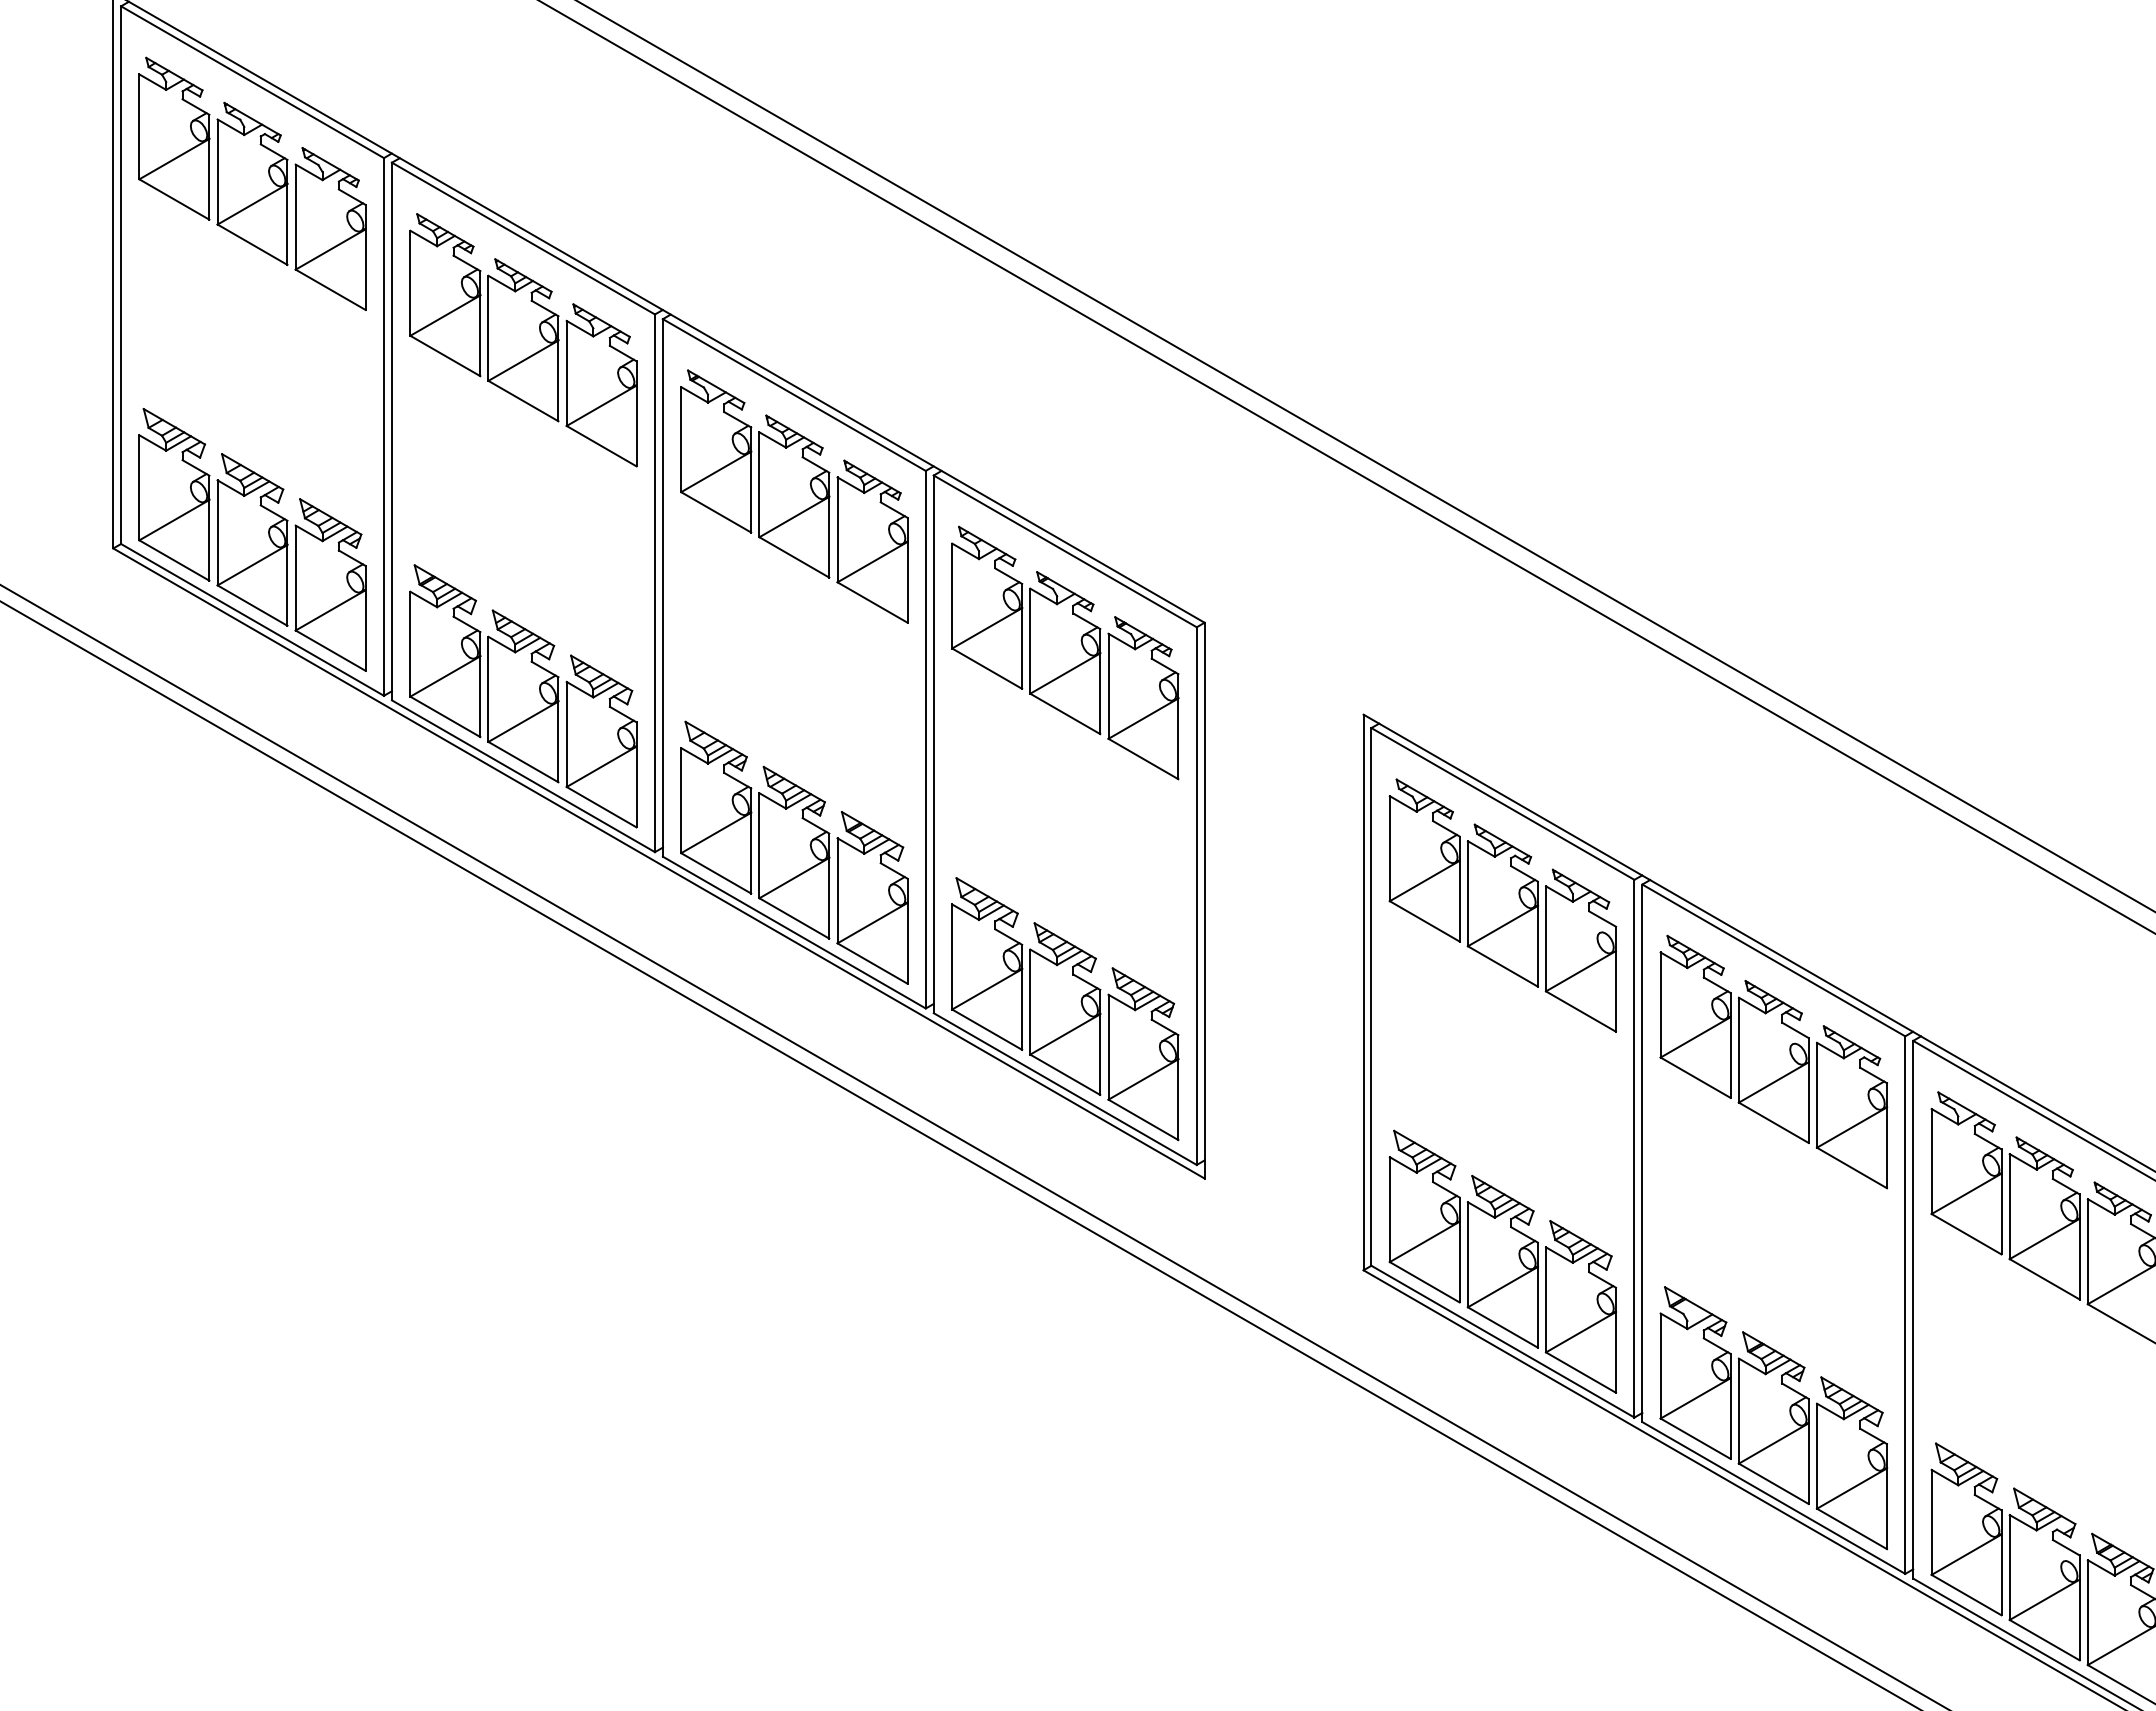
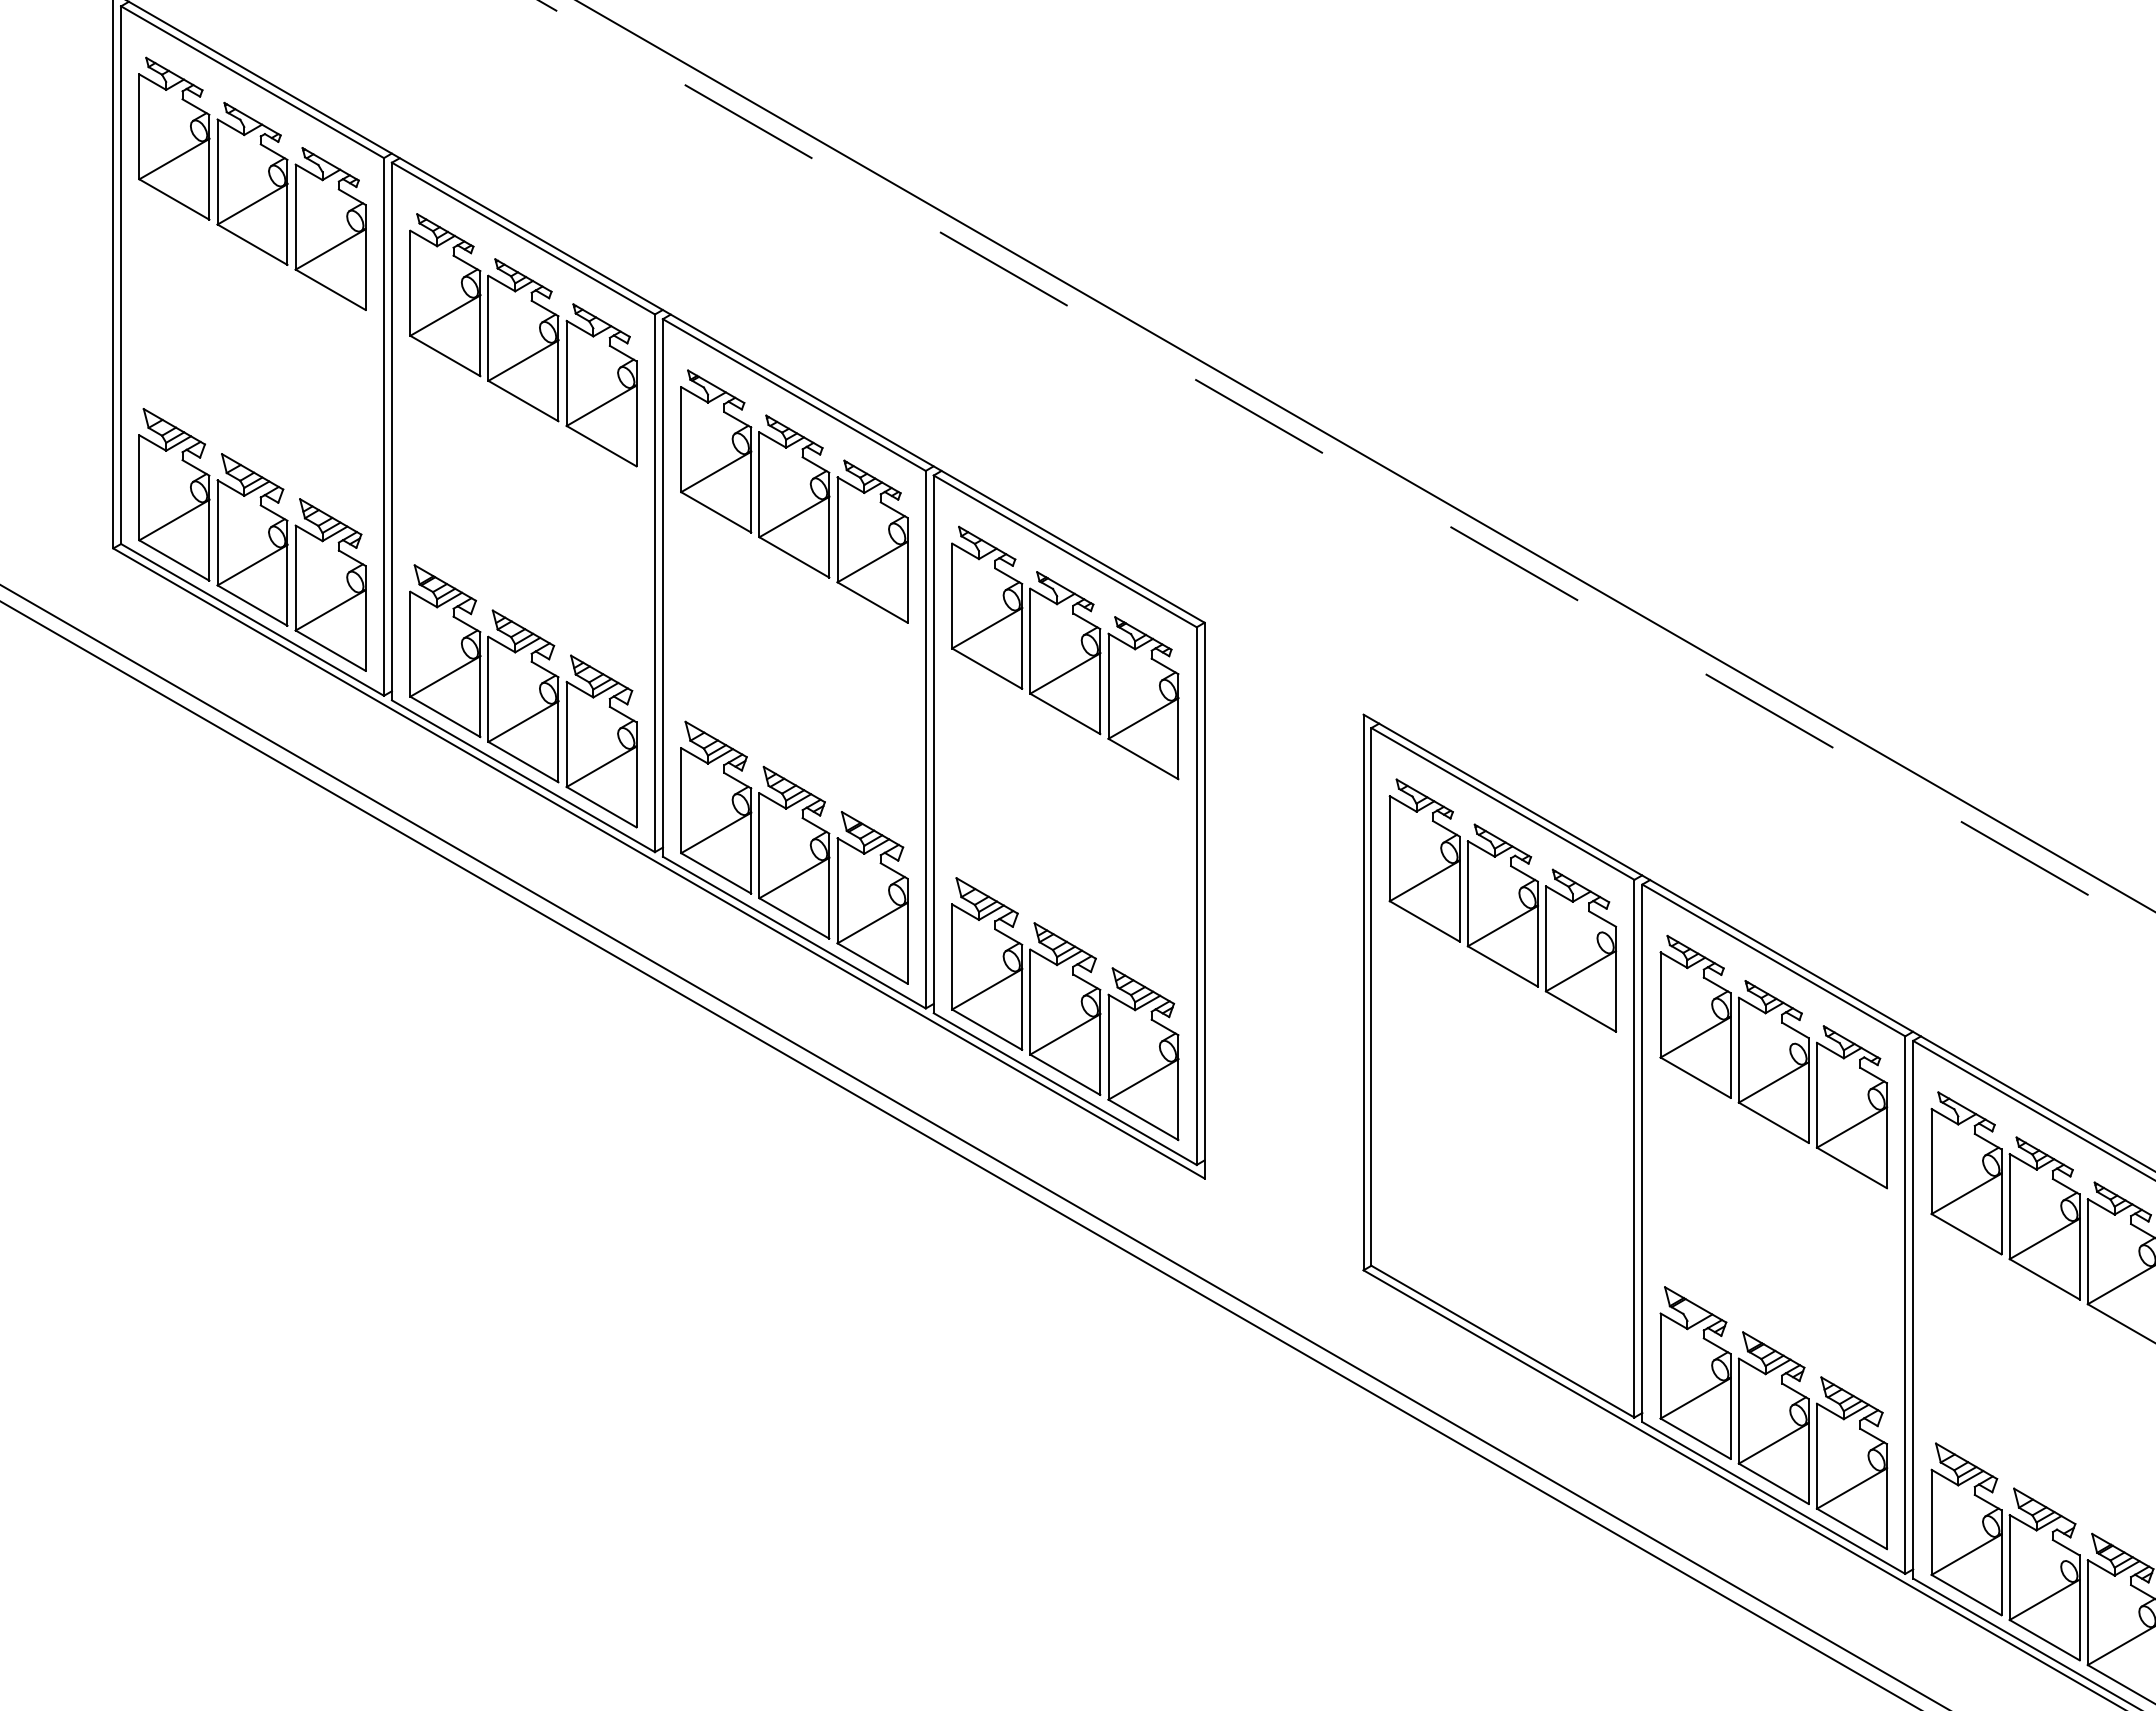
line: solid -> dashed (1347, 467)
part: present -> none (1502, 1261)
